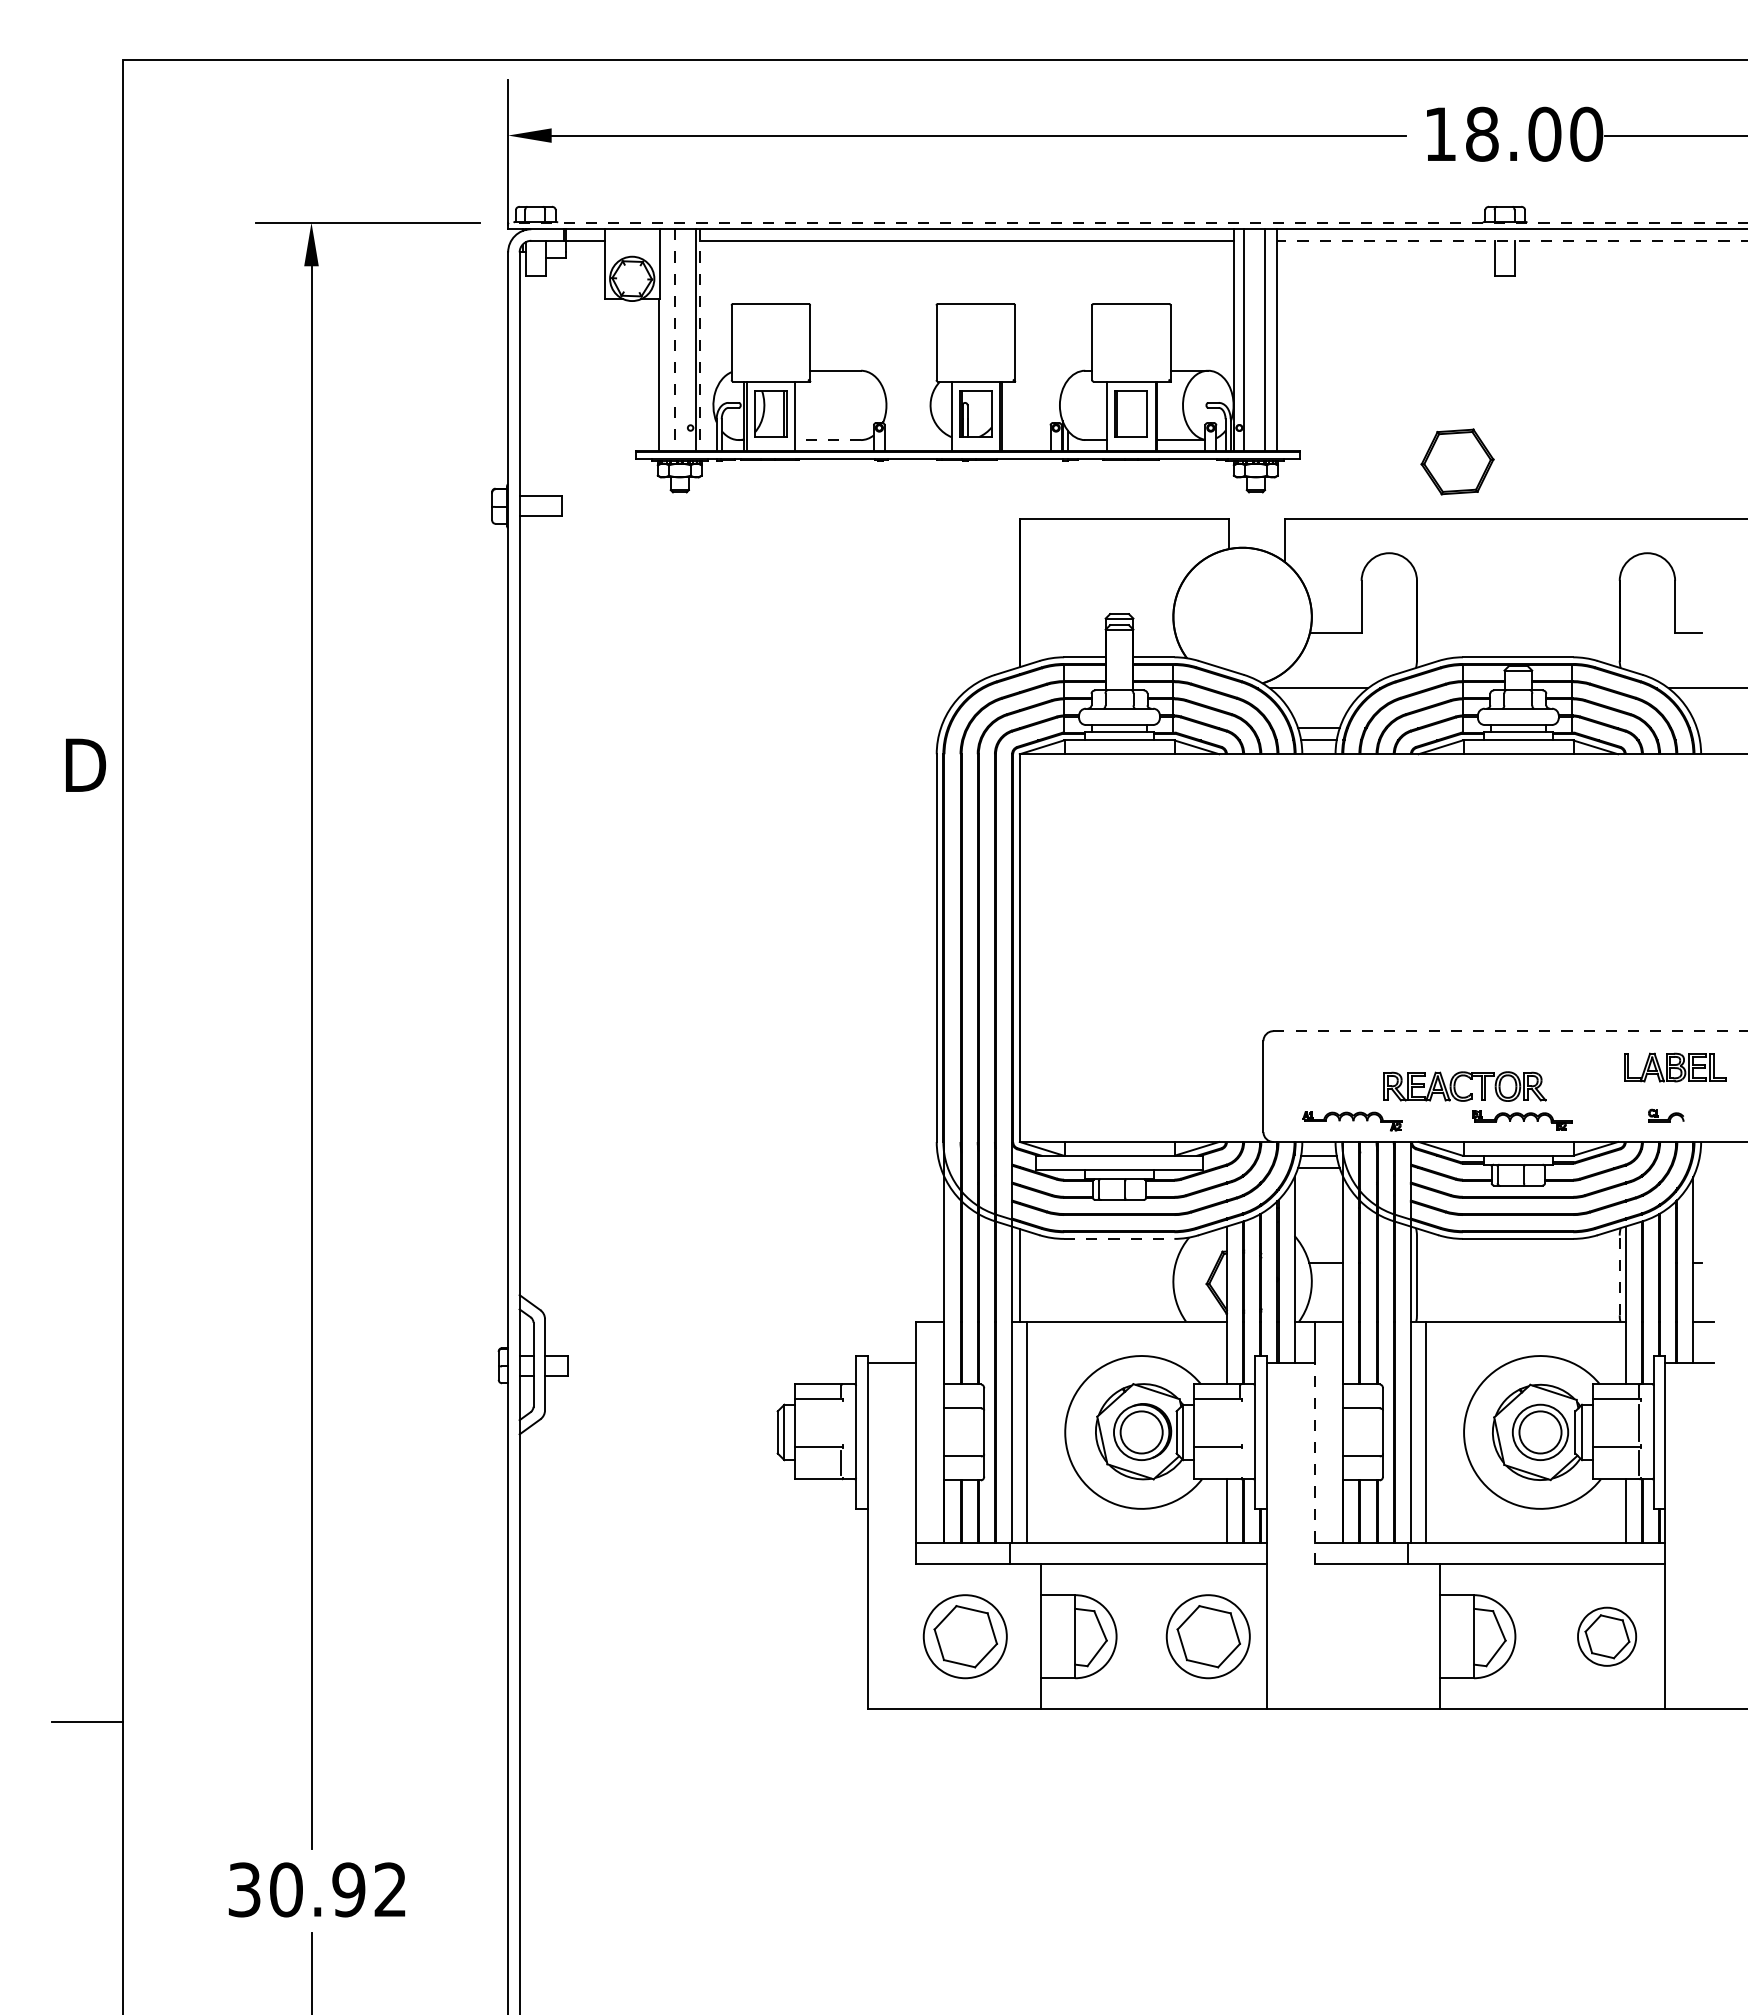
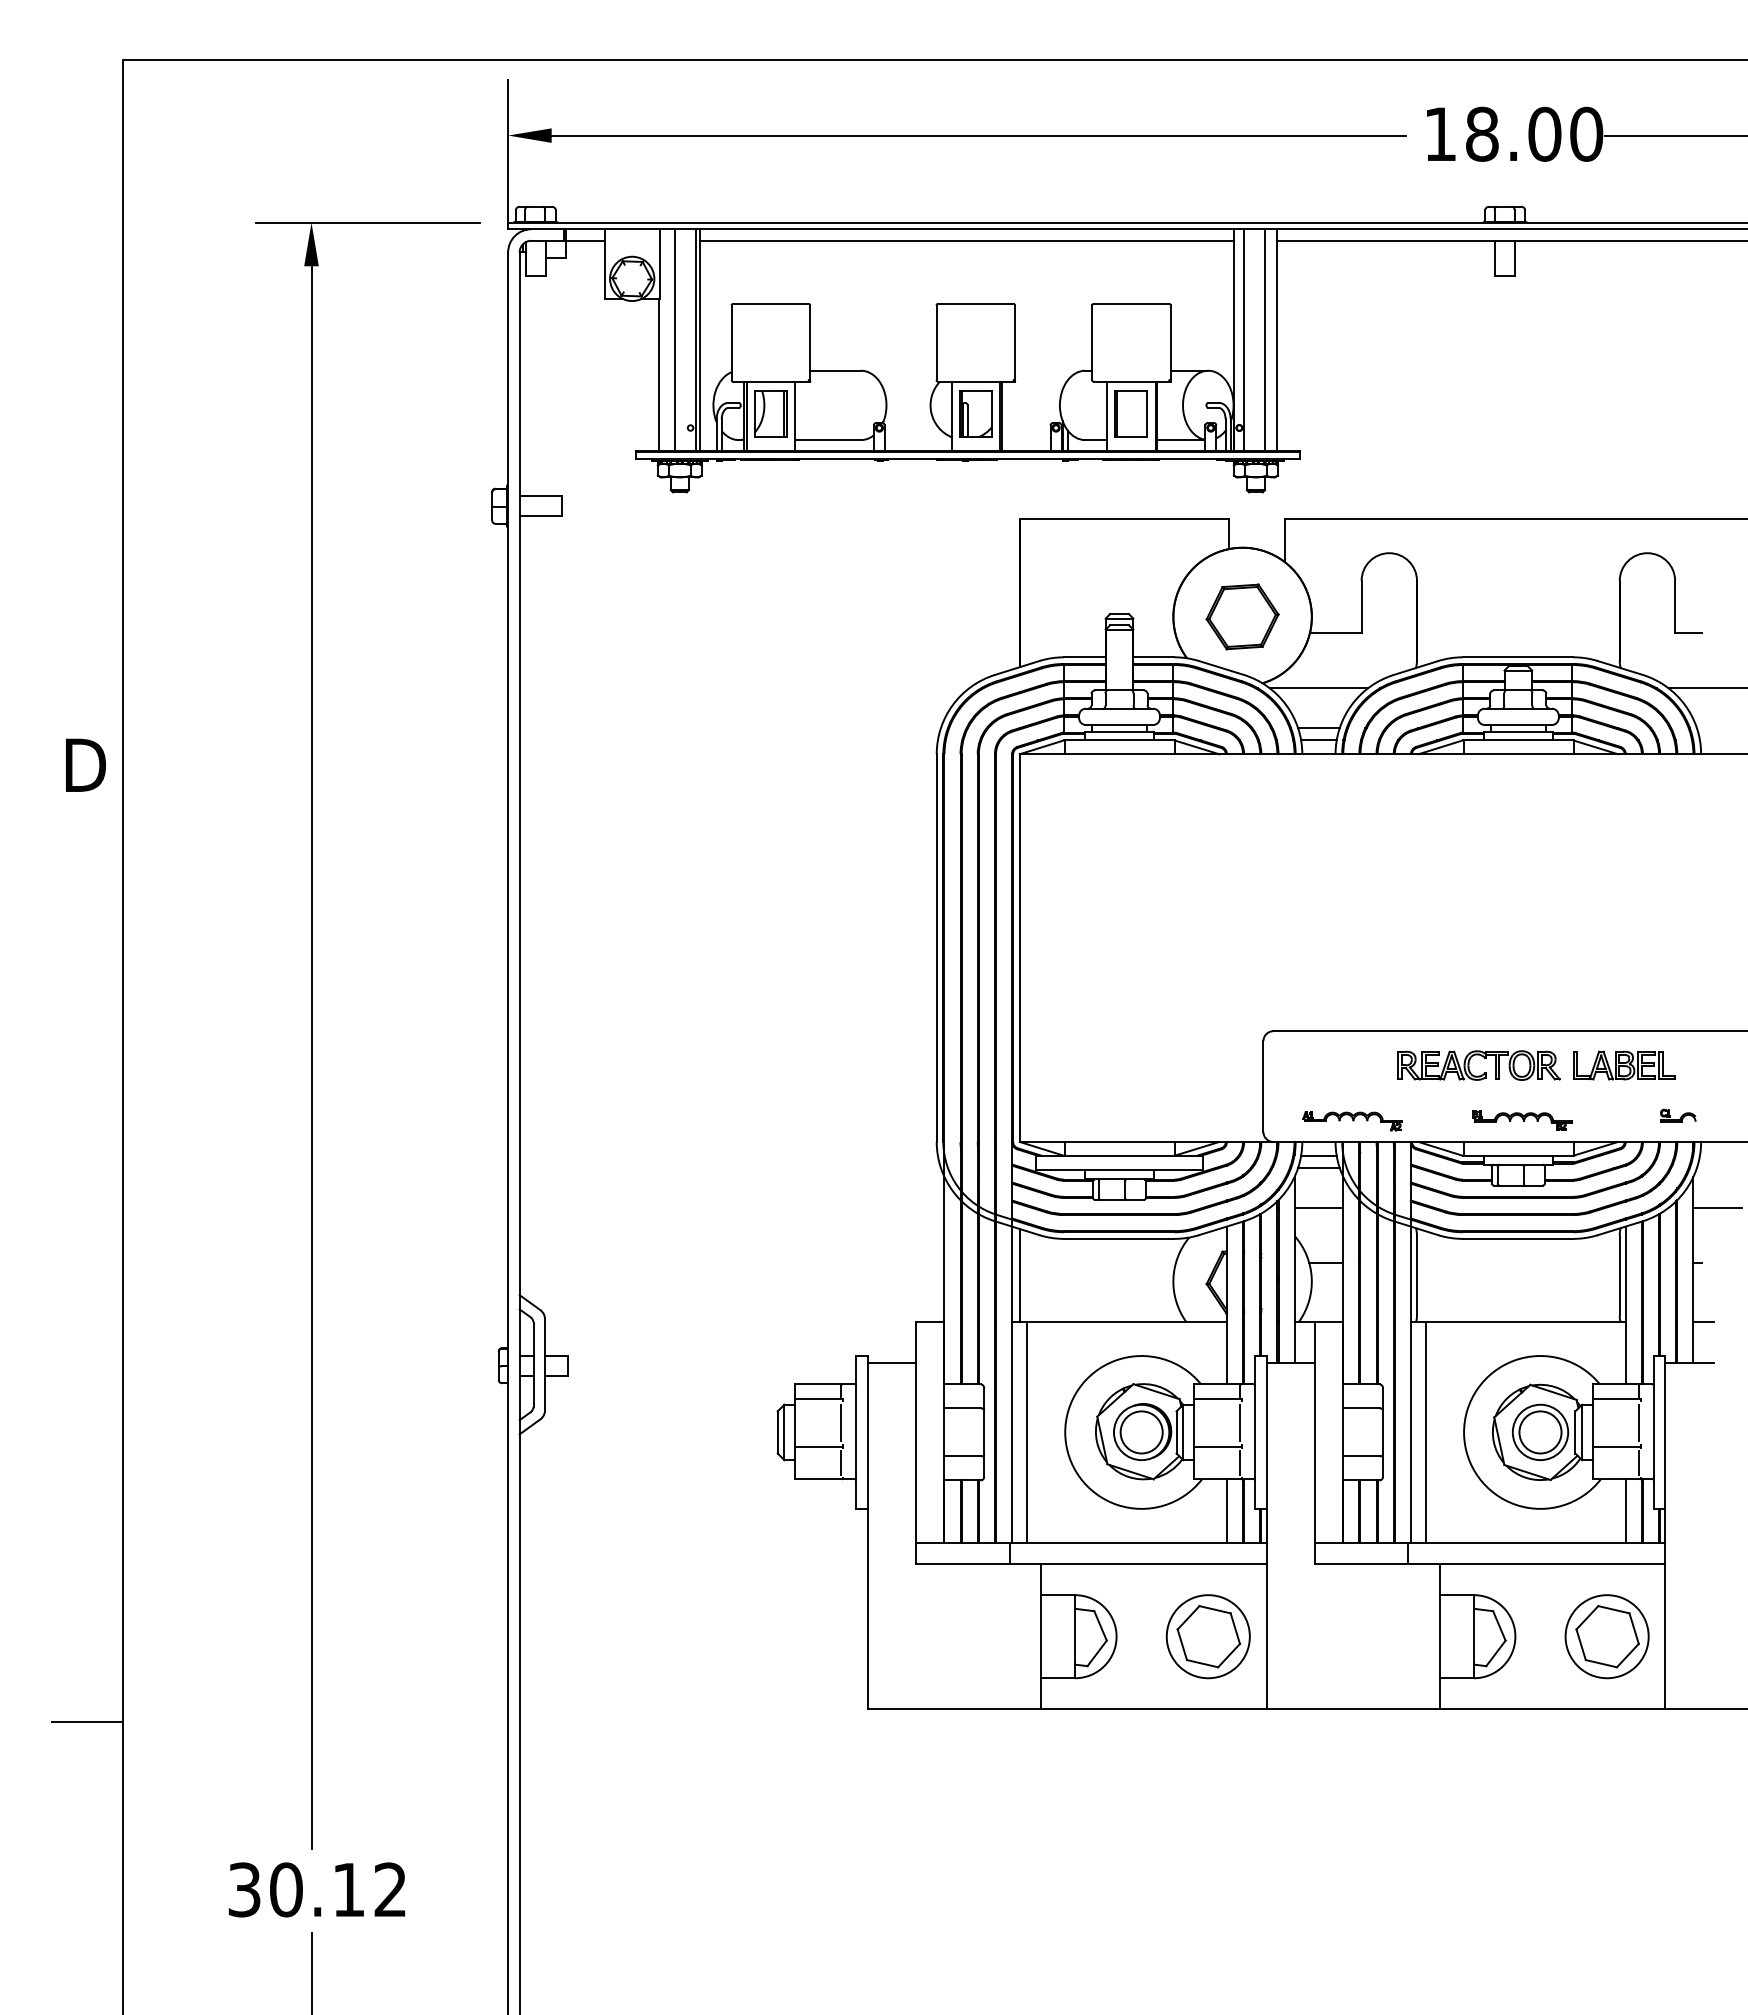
line: dashed -> solid (1127, 222)
line: dashed -> solid (1512, 240)
line: dashed -> solid (675, 340)
line: dashed -> solid (700, 340)
line: dashed -> solid (828, 439)
part position: (1457, 461) -> (1242, 616) (1242, 616)
line: dashed -> solid (1510, 1031)
part position: (1675, 1067) -> (1624, 1065) (1624, 1065)
part position: (1455, 1086) -> (1469, 1065) (1469, 1065)
part position: (1666, 1115) -> (1678, 1115) (1678, 1115)
line: none -> present (1318, 1207)
line: none -> present (1717, 1207)
line: dashed -> solid (1119, 1238)
line: dashed -> solid (1619, 1275)
line: none -> present (841, 1422)
line: none -> present (1240, 1422)
line: none -> present (1240, 1462)
line: dashed -> solid (1315, 1463)
part: present -> none (964, 1636)
part size: 61x61 px -> 86x86 px (1606, 1636)
text: 30.92 -> 30.12 (348, 1889)
